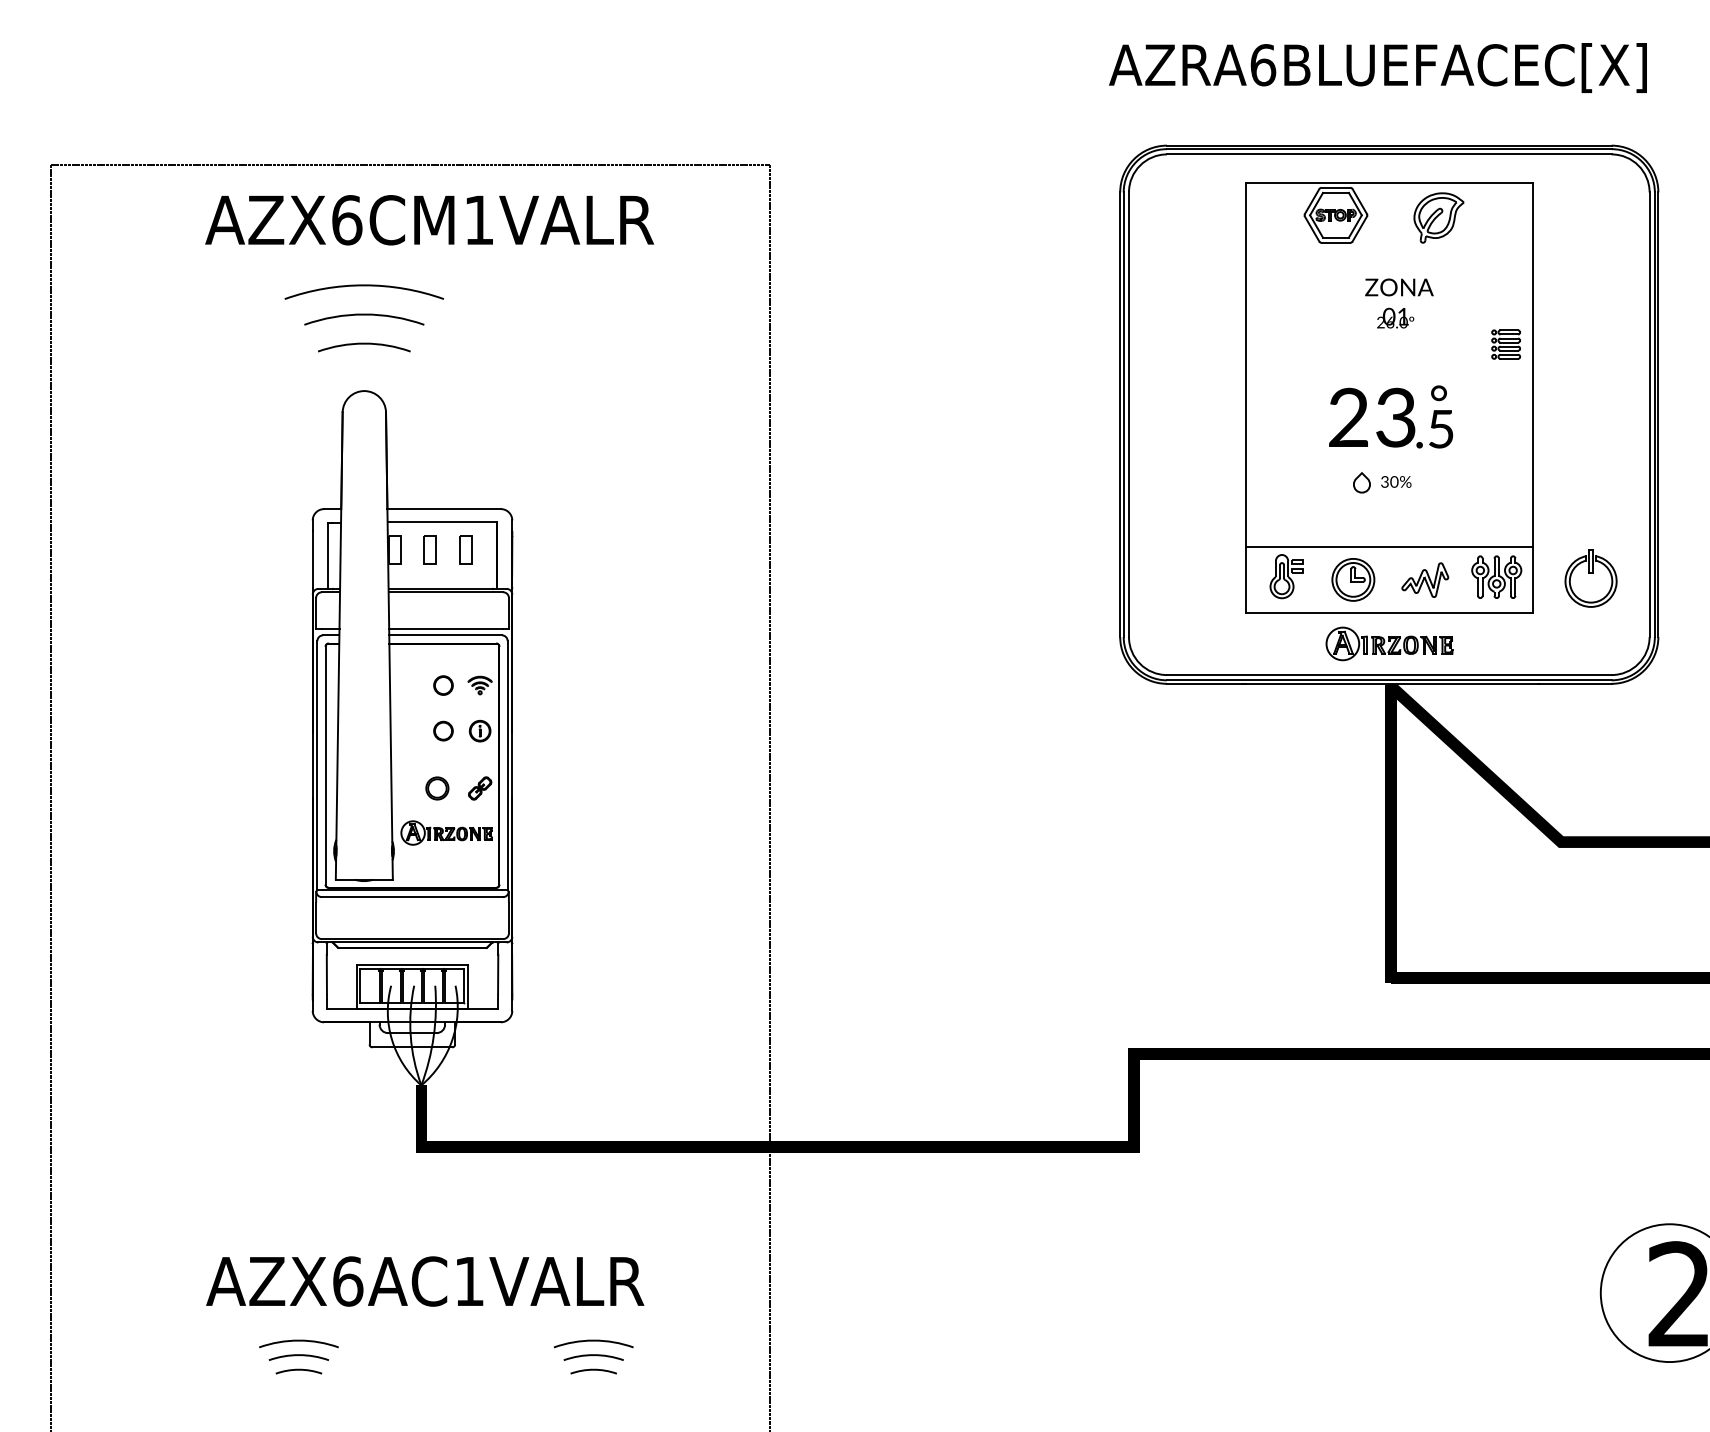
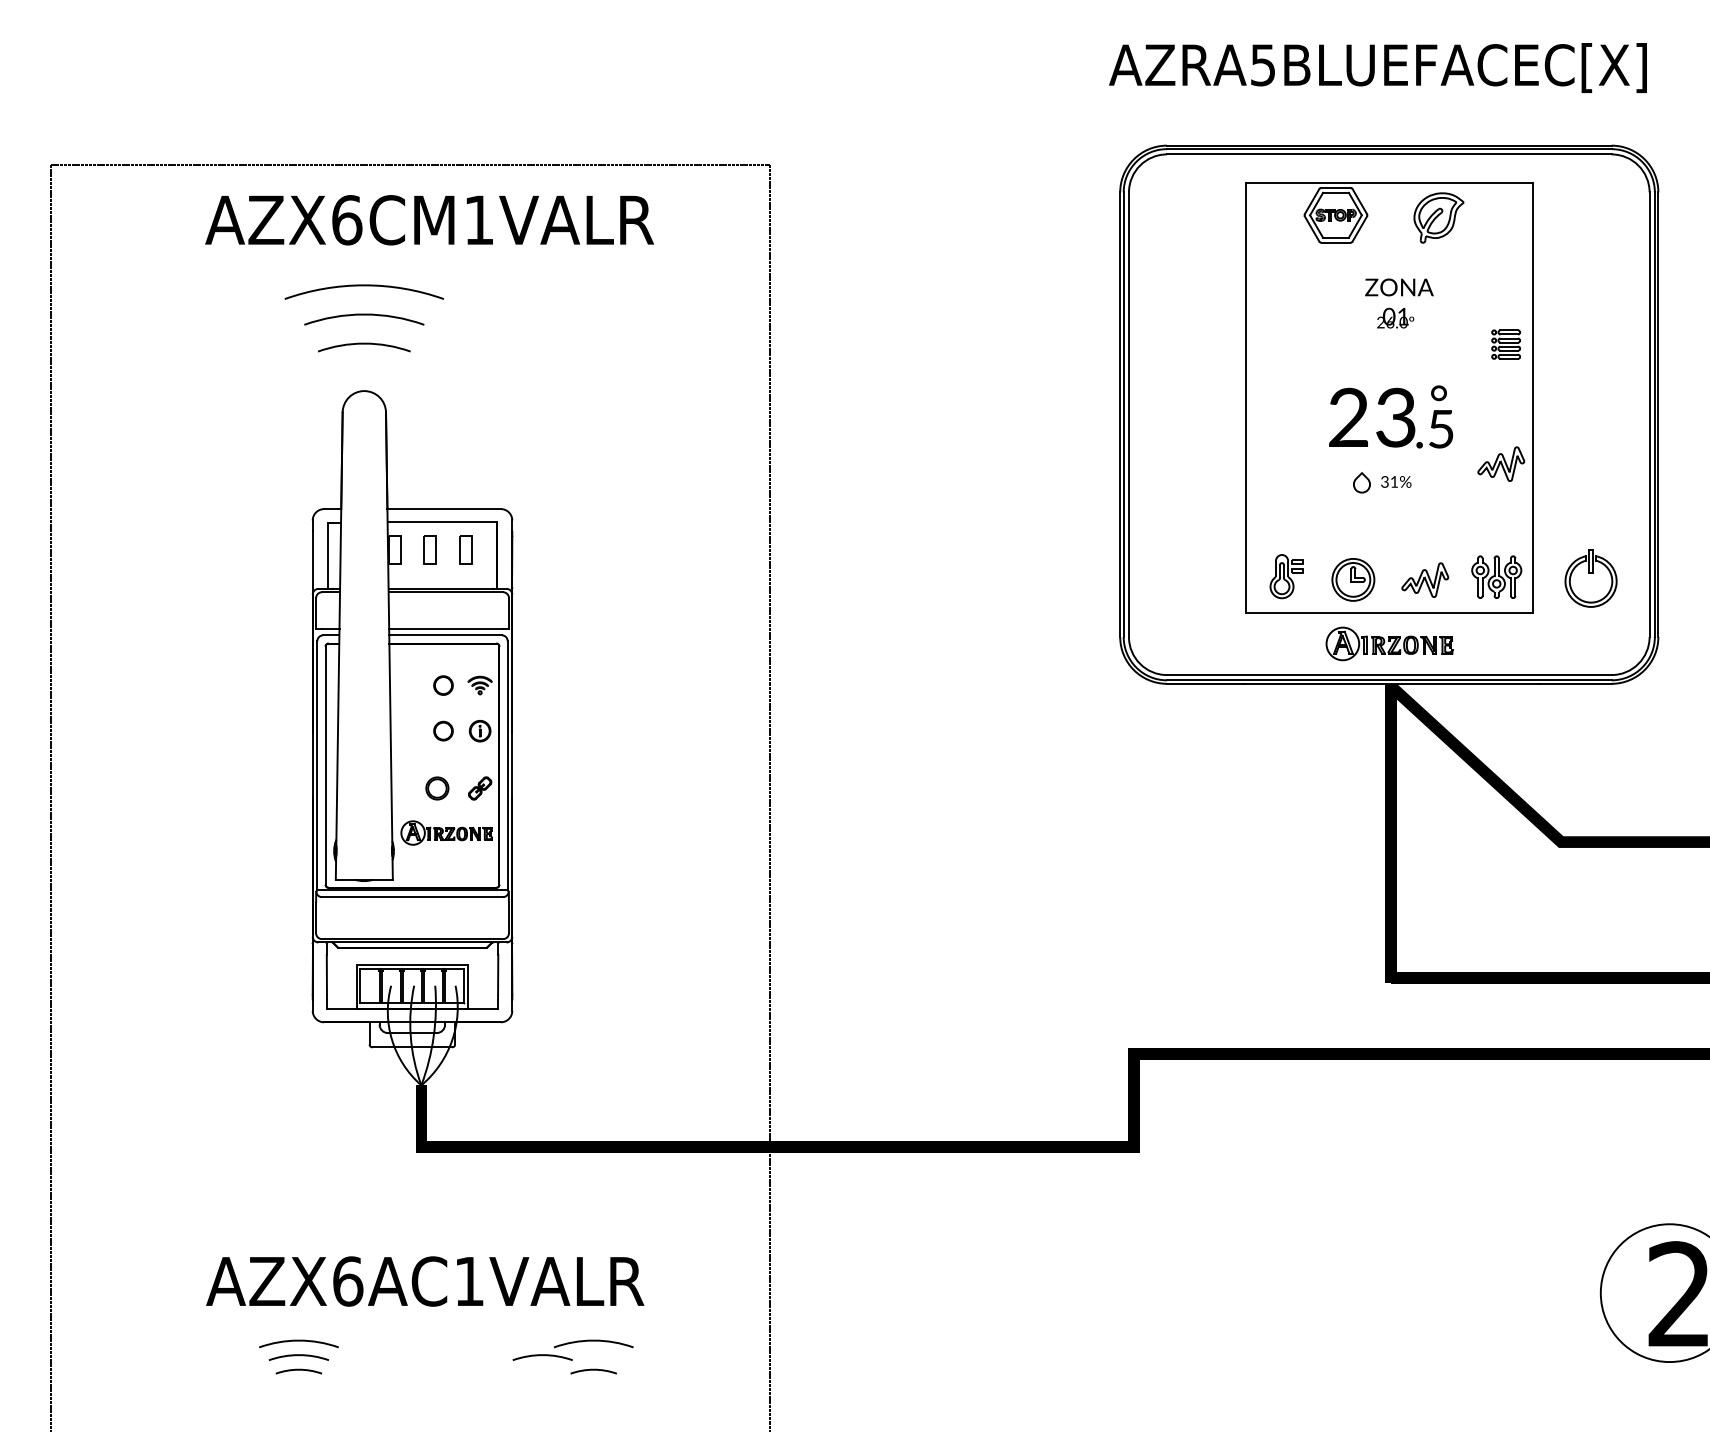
text: AZRA6BLUEFACEC[X] -> AZRA5BLUEFACEC[X] (1263, 65)
part: none -> present (1501, 463)
text: 30% -> 31% (1394, 481)
line: present -> none (1388, 547)
arc position: (593, 1356) -> (542, 1356) (542, 1356)
